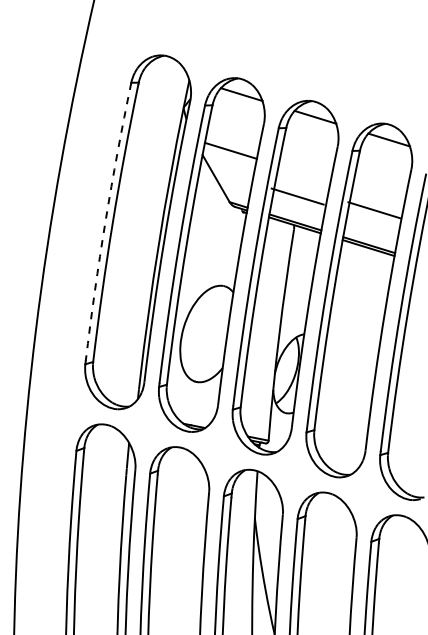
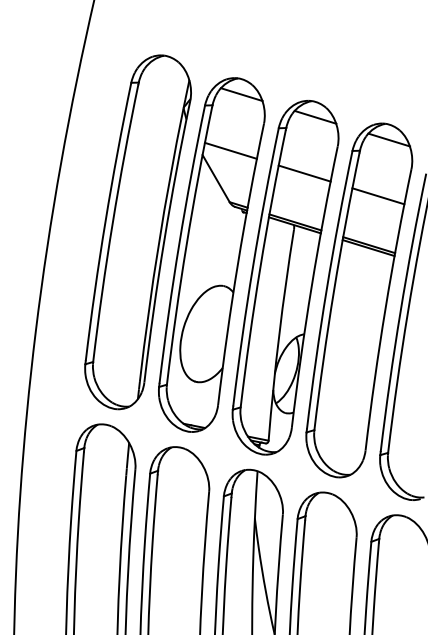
line position: (297, 196) -> (304, 173) (304, 173)
line position: (374, 210) -> (378, 196) (378, 196)
arc: dashed -> solid (105, 221)
